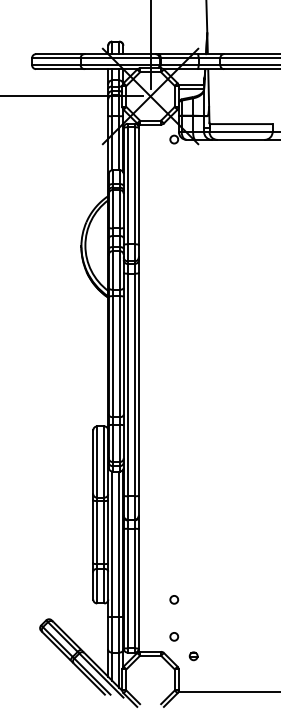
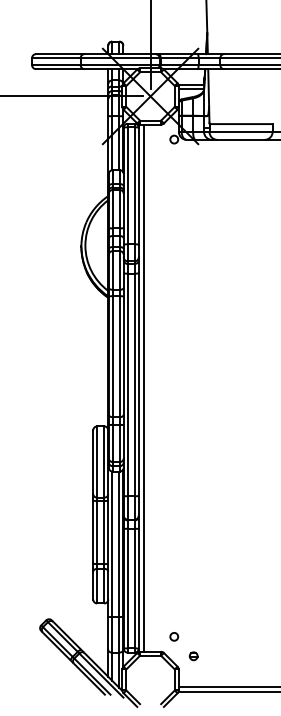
line: none -> present (143, 387)
circle: present -> none (174, 599)
line: none -> present (227, 687)
